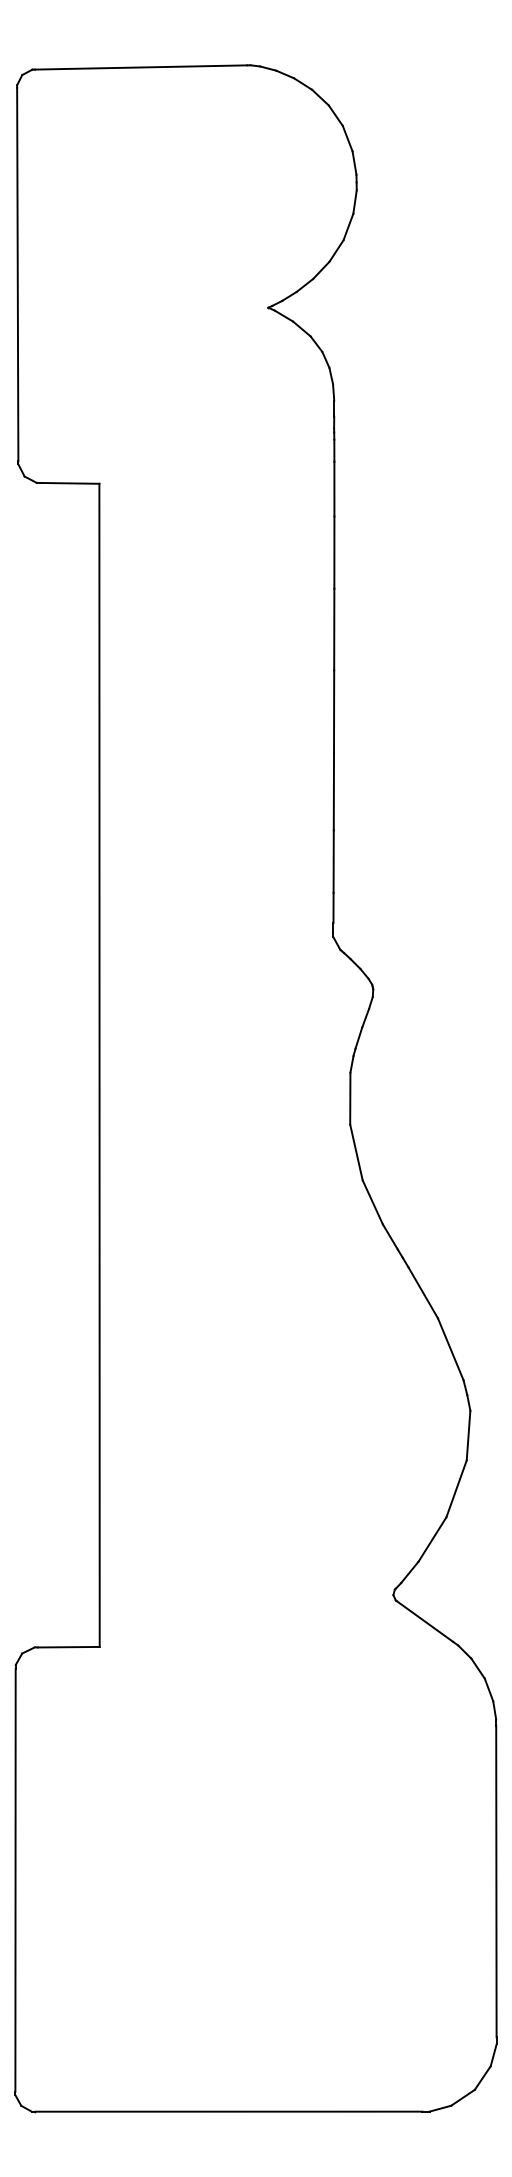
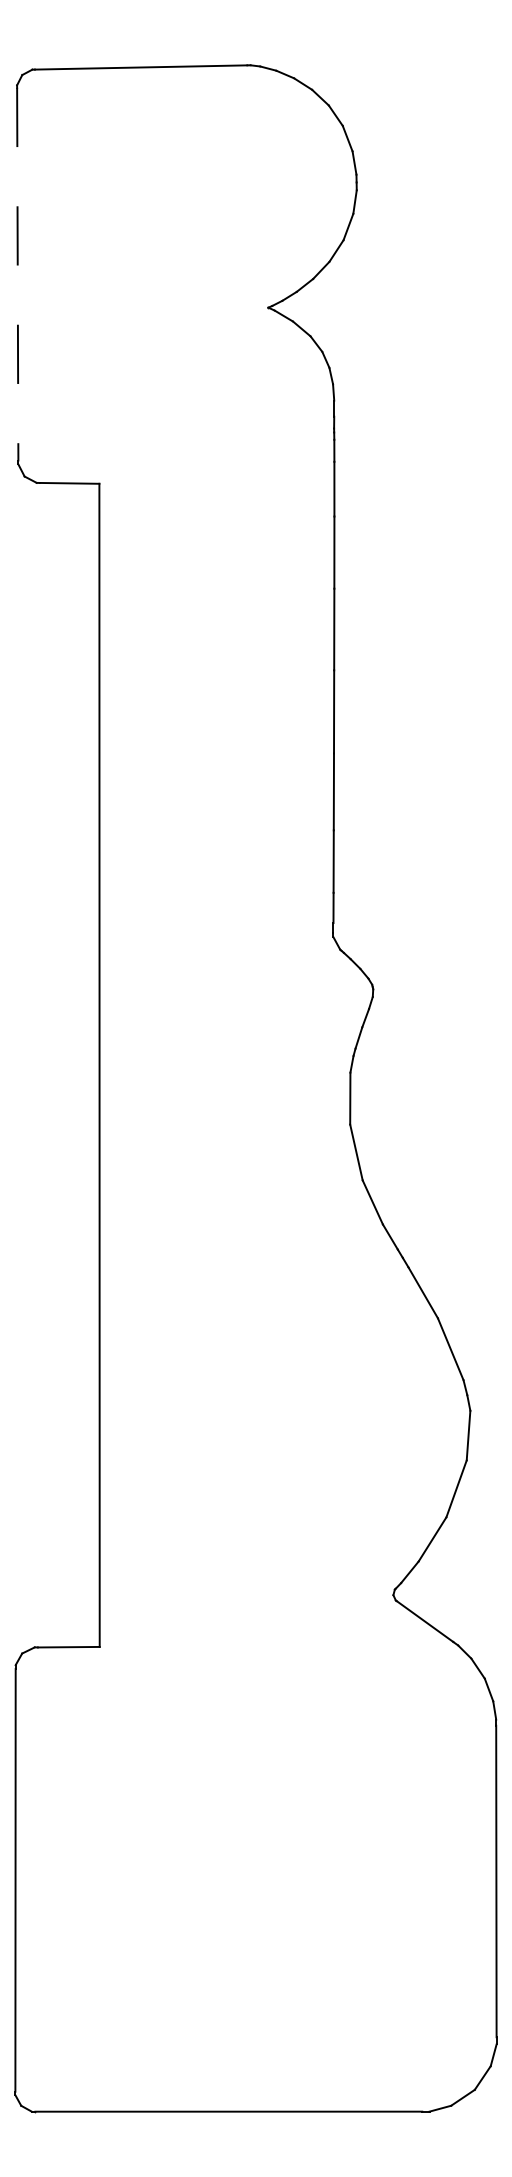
line: solid -> dashed (17, 274)
